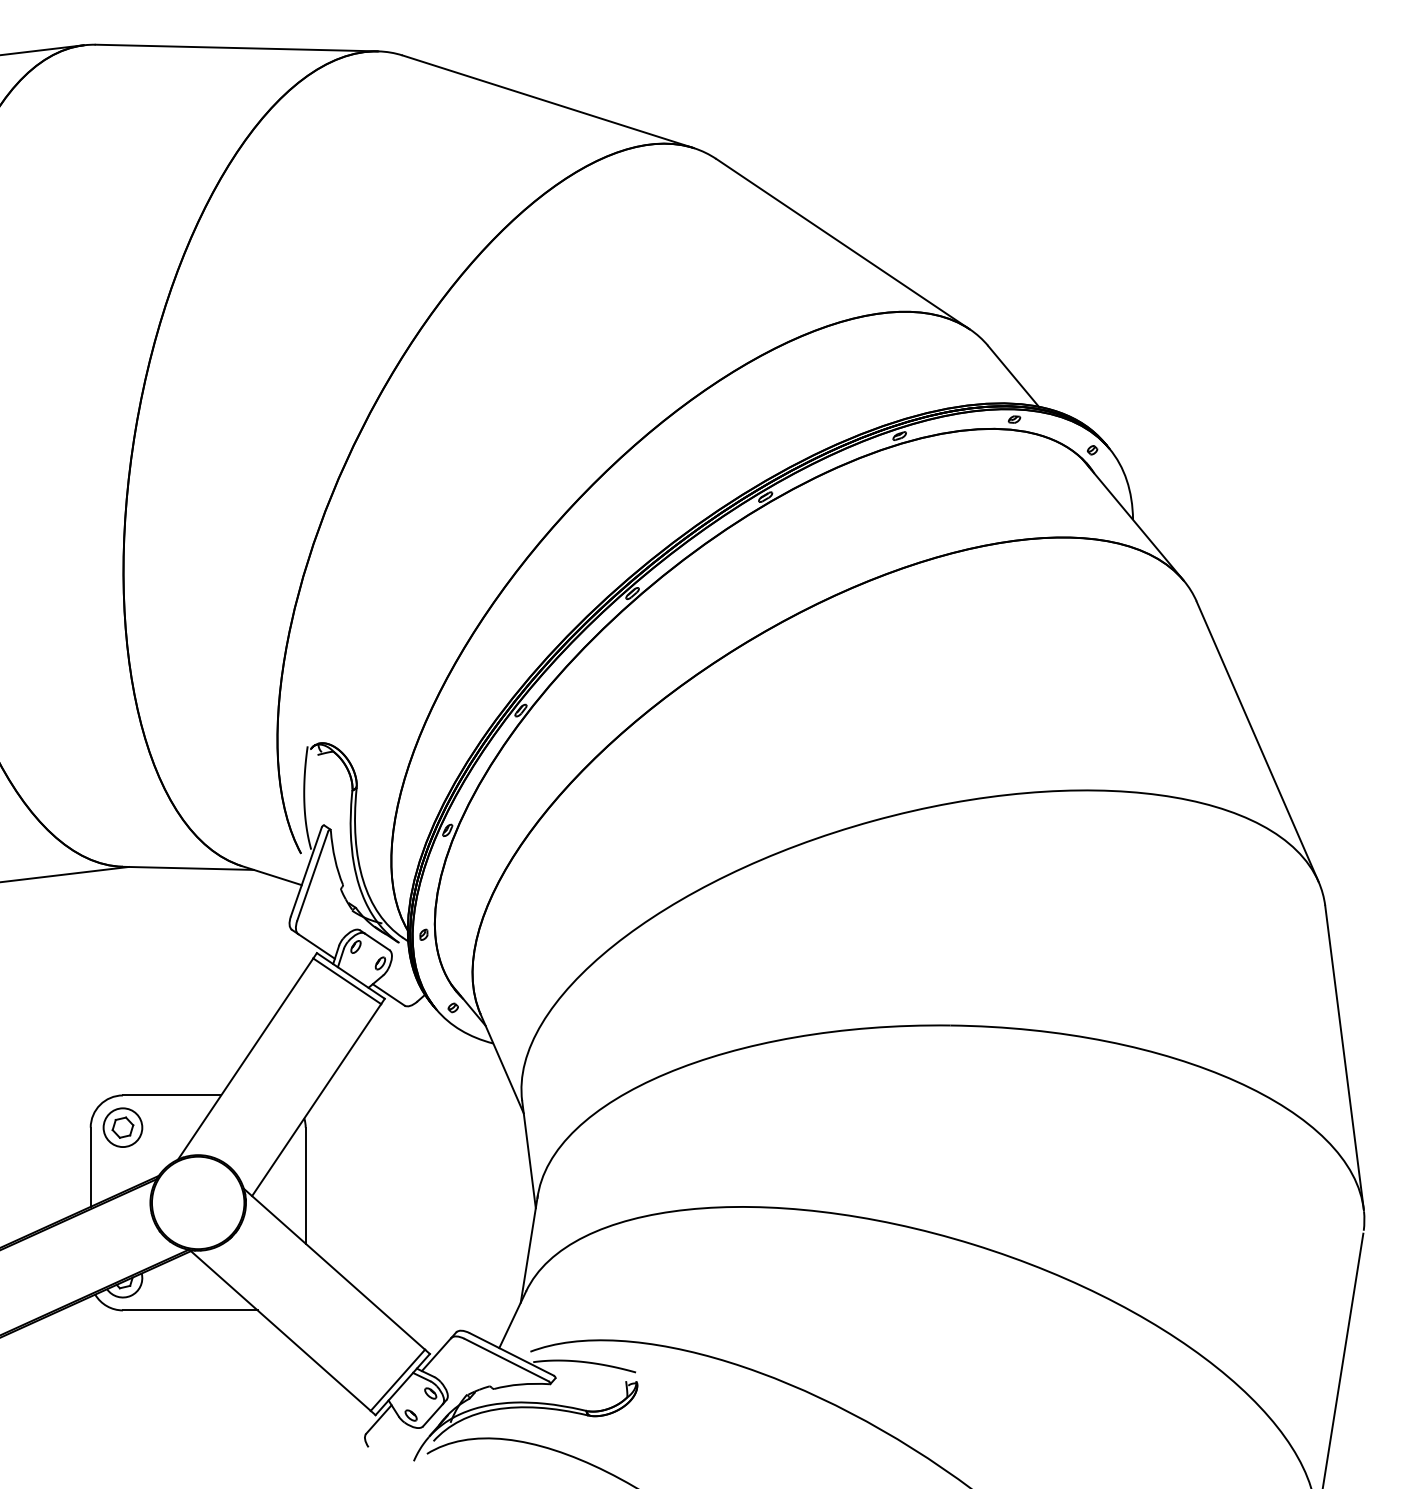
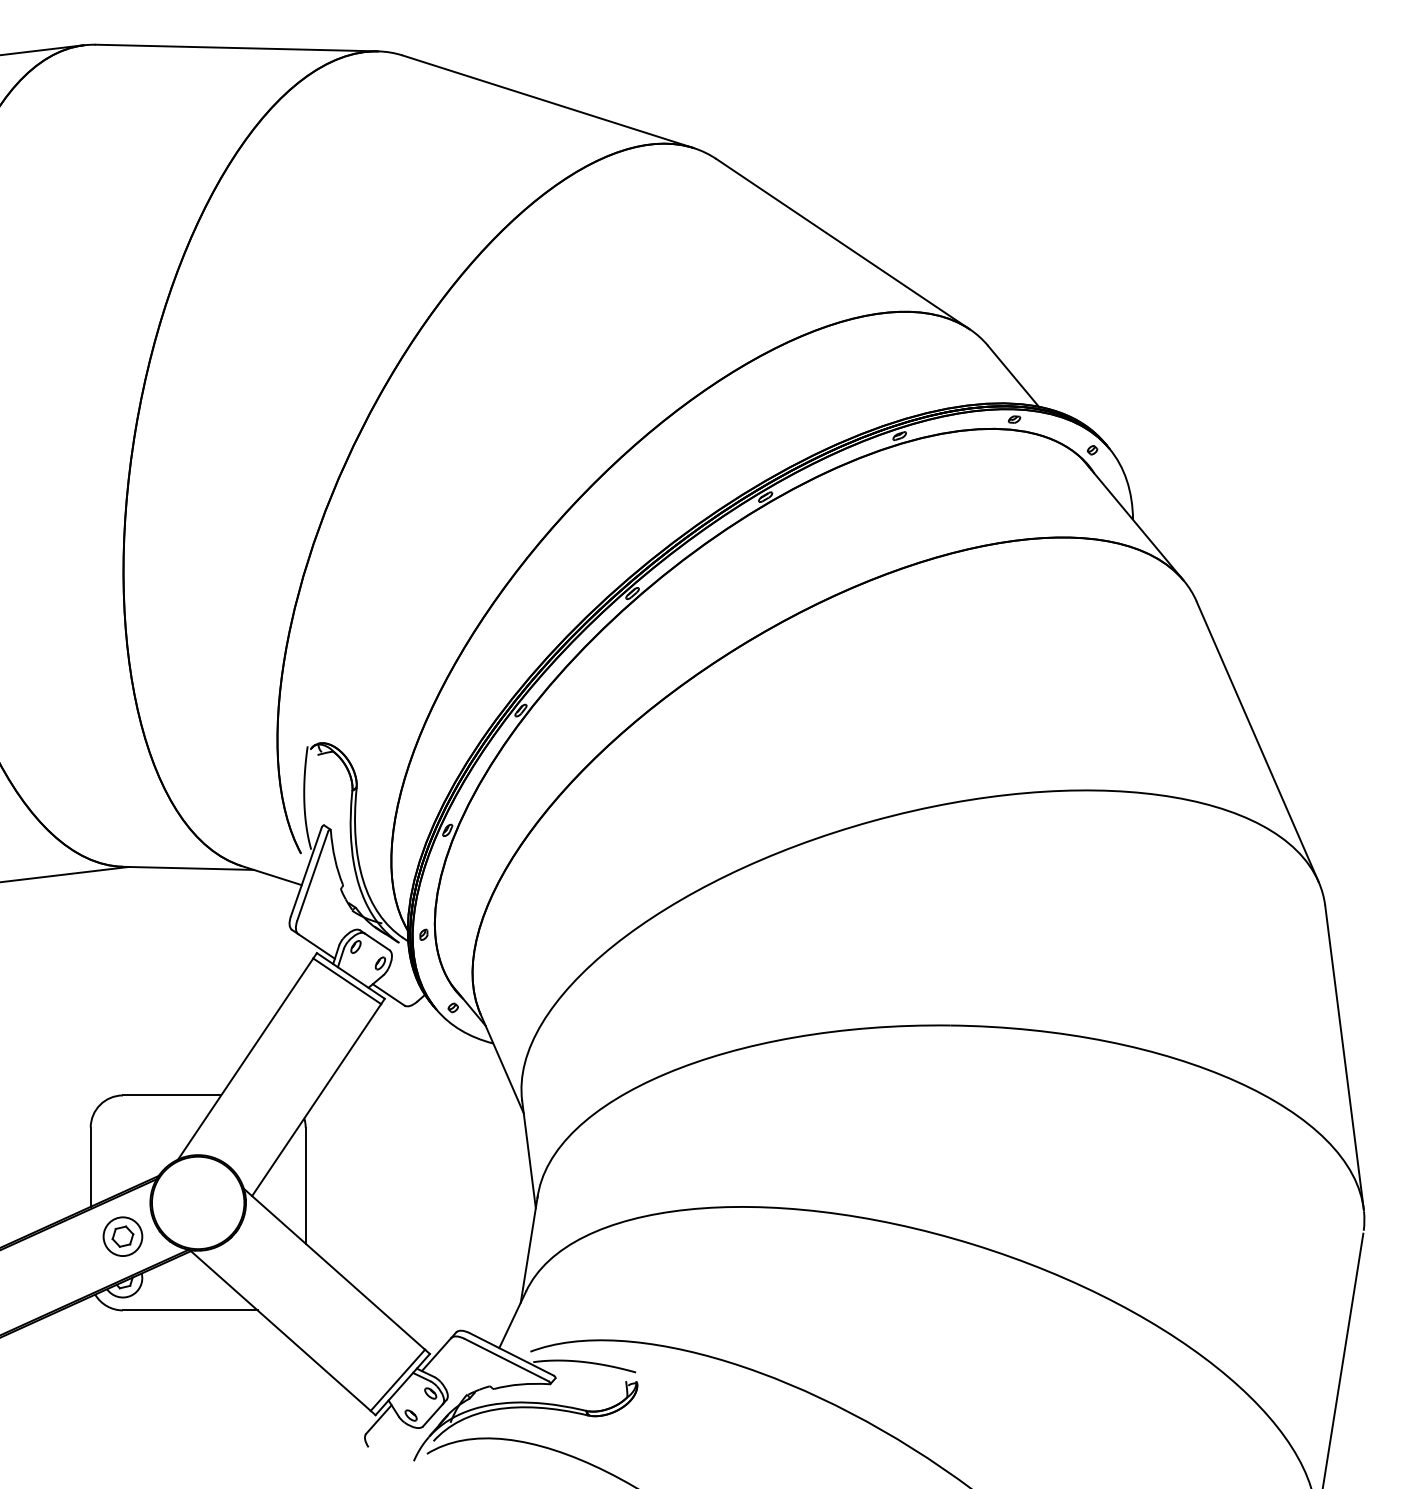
part position: (122, 1127) -> (122, 1236) (122, 1236)
